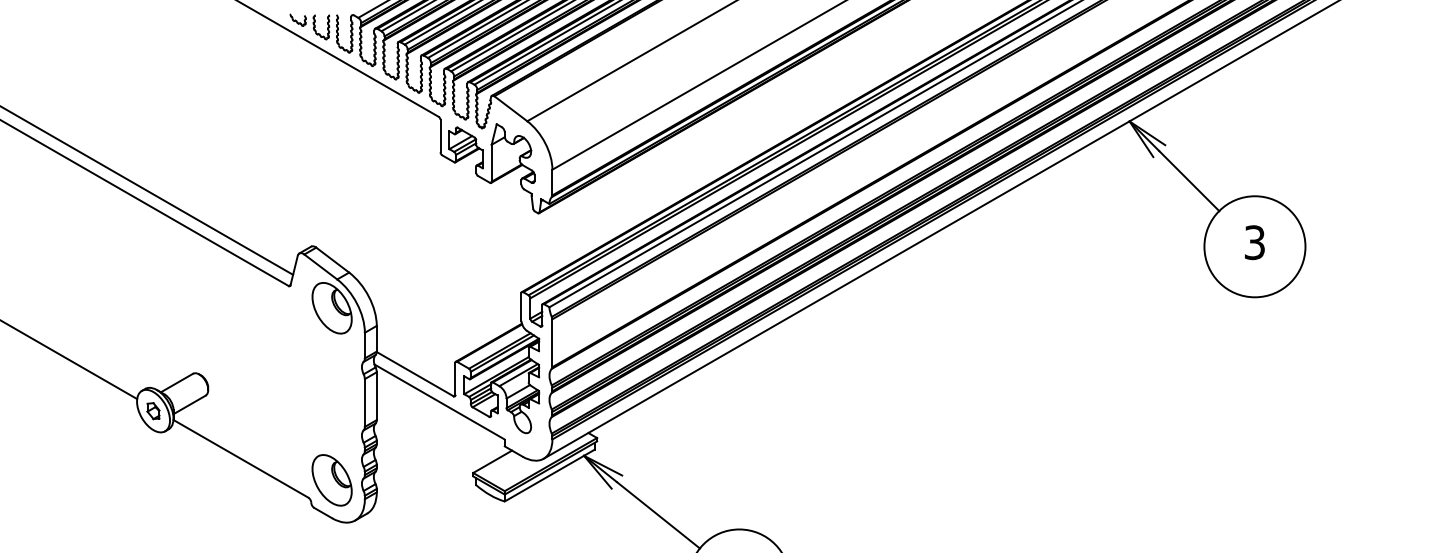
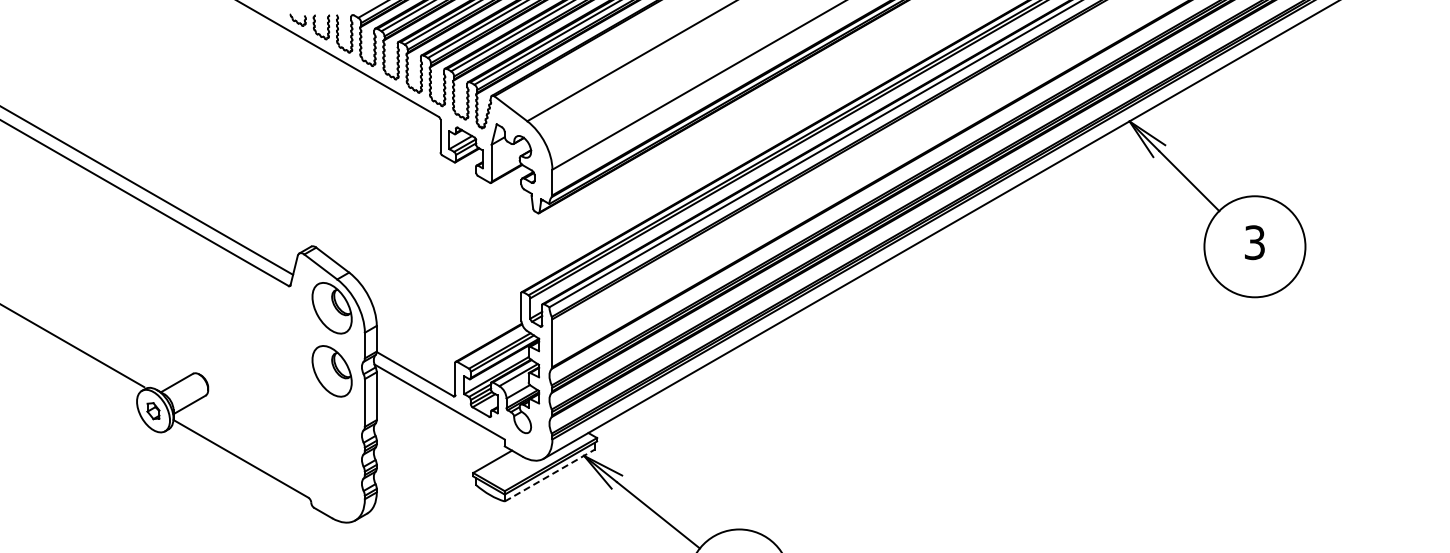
line position: (69, 360) -> (73, 346) (73, 346)
line: solid -> dashed (549, 475)
part position: (331, 480) -> (331, 371) (331, 371)
